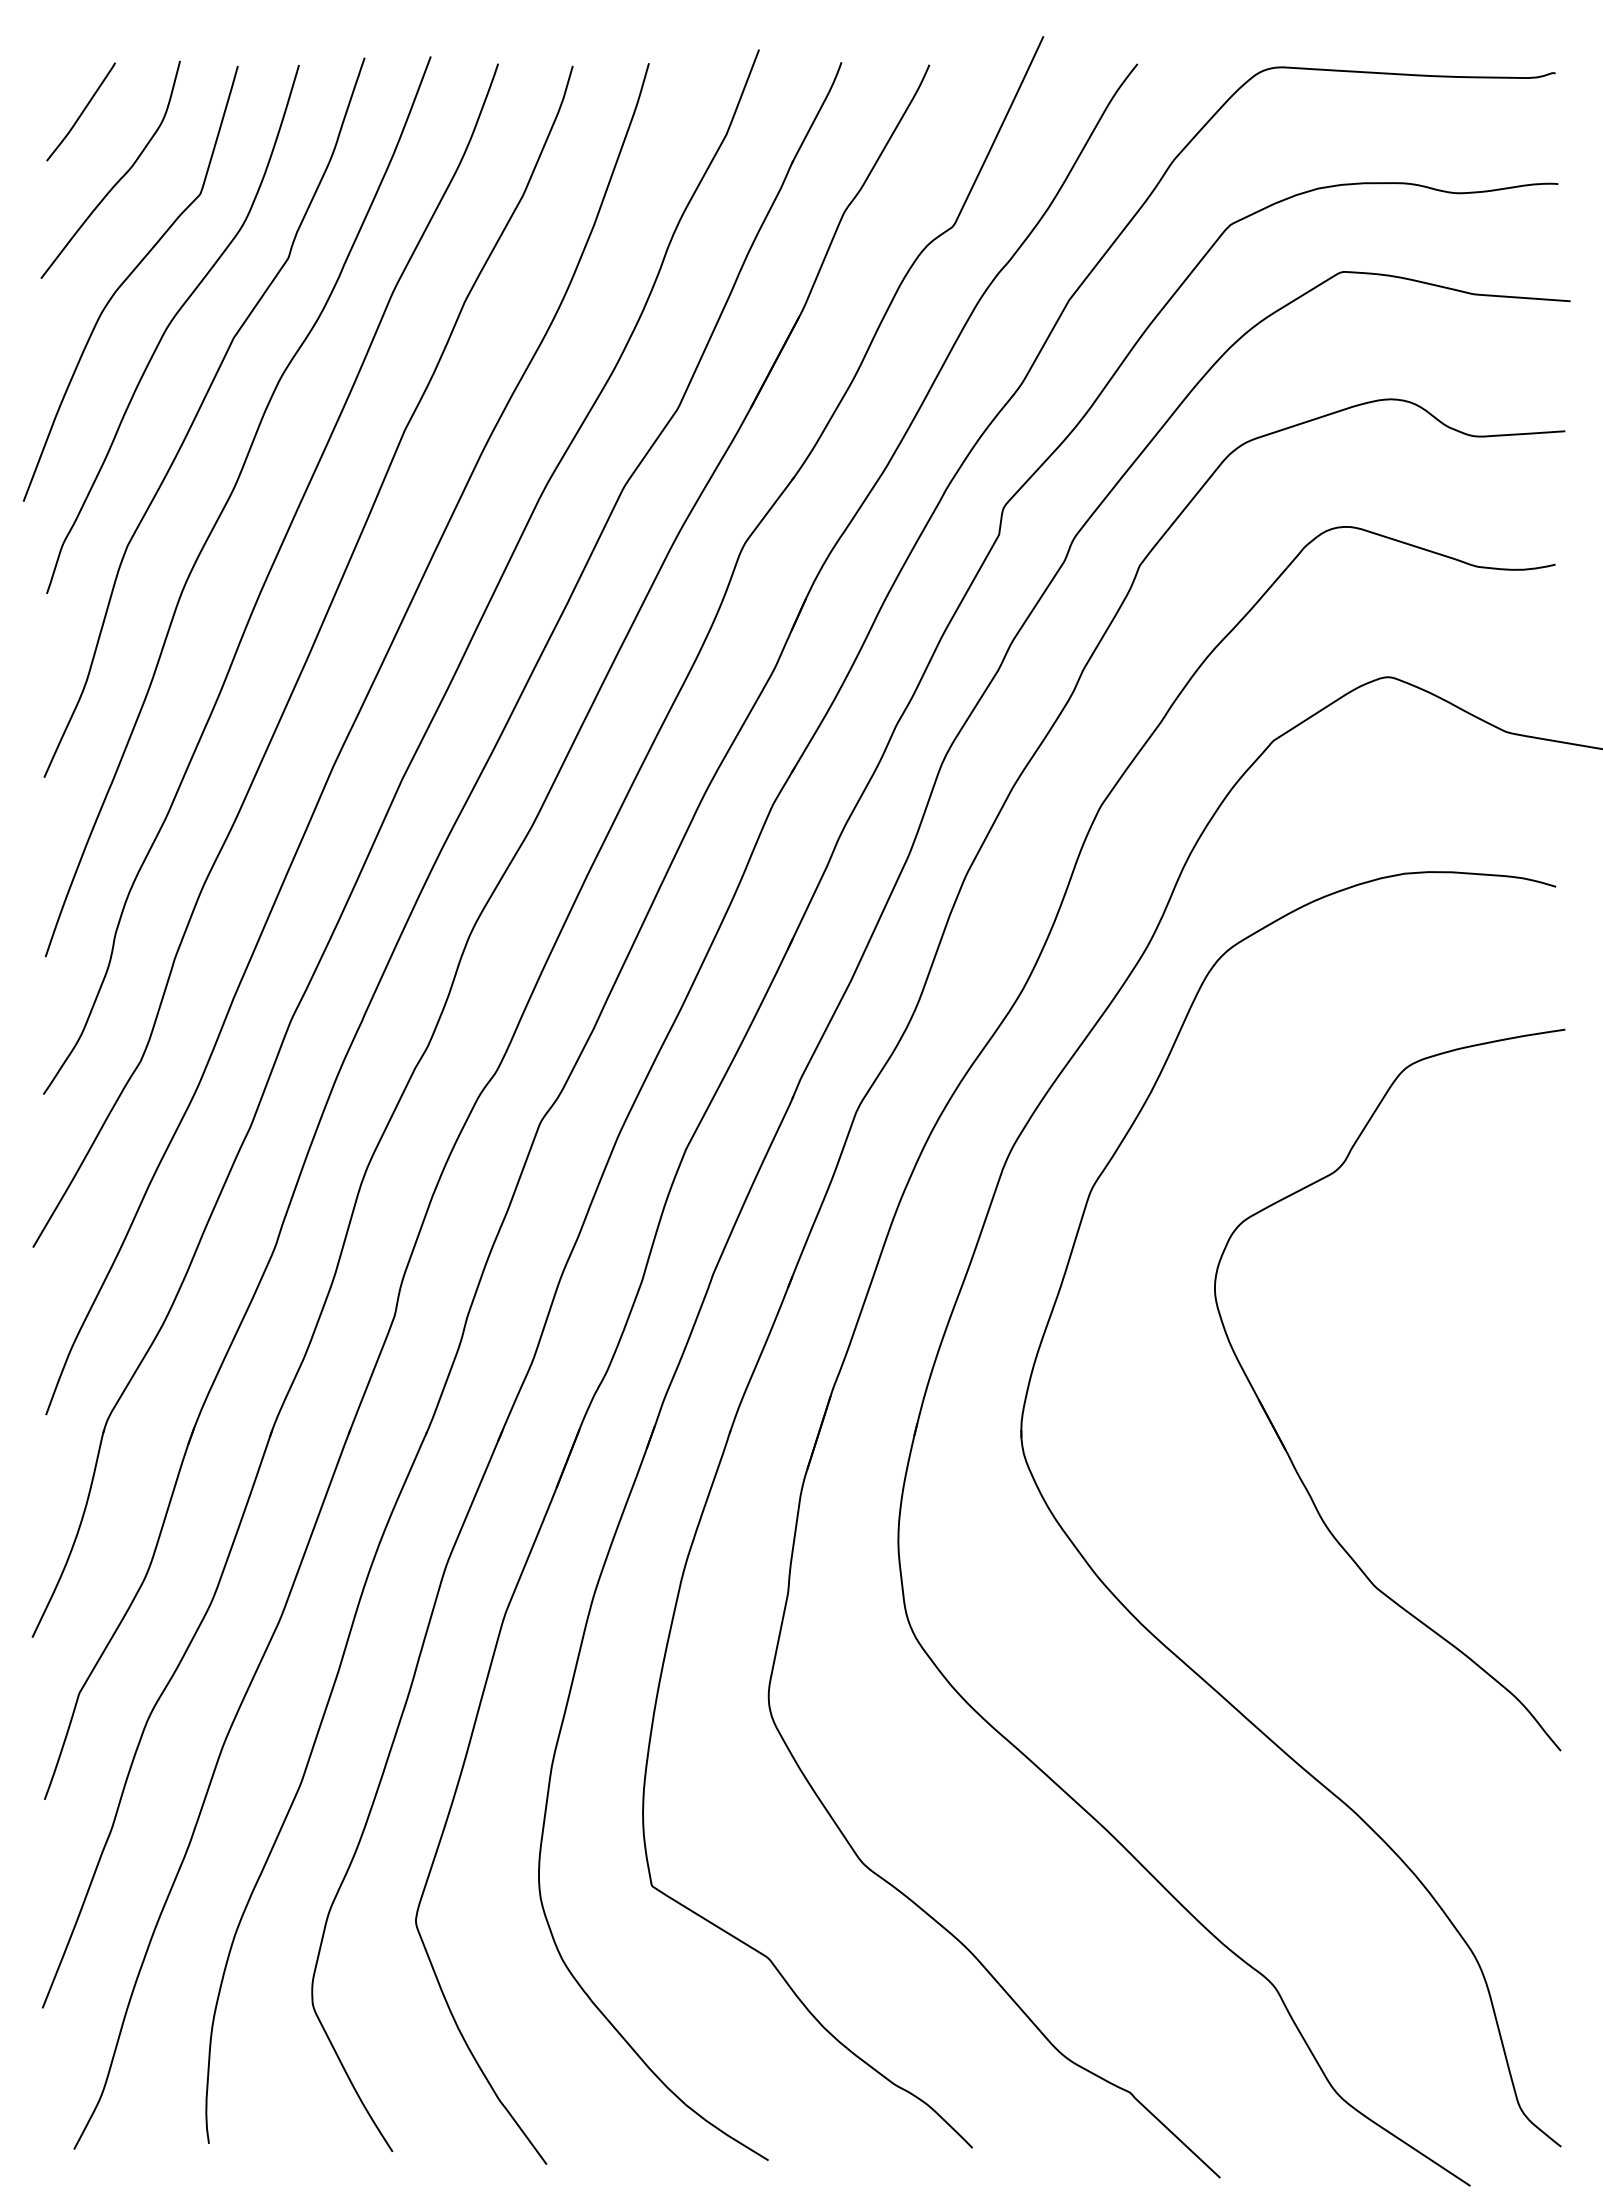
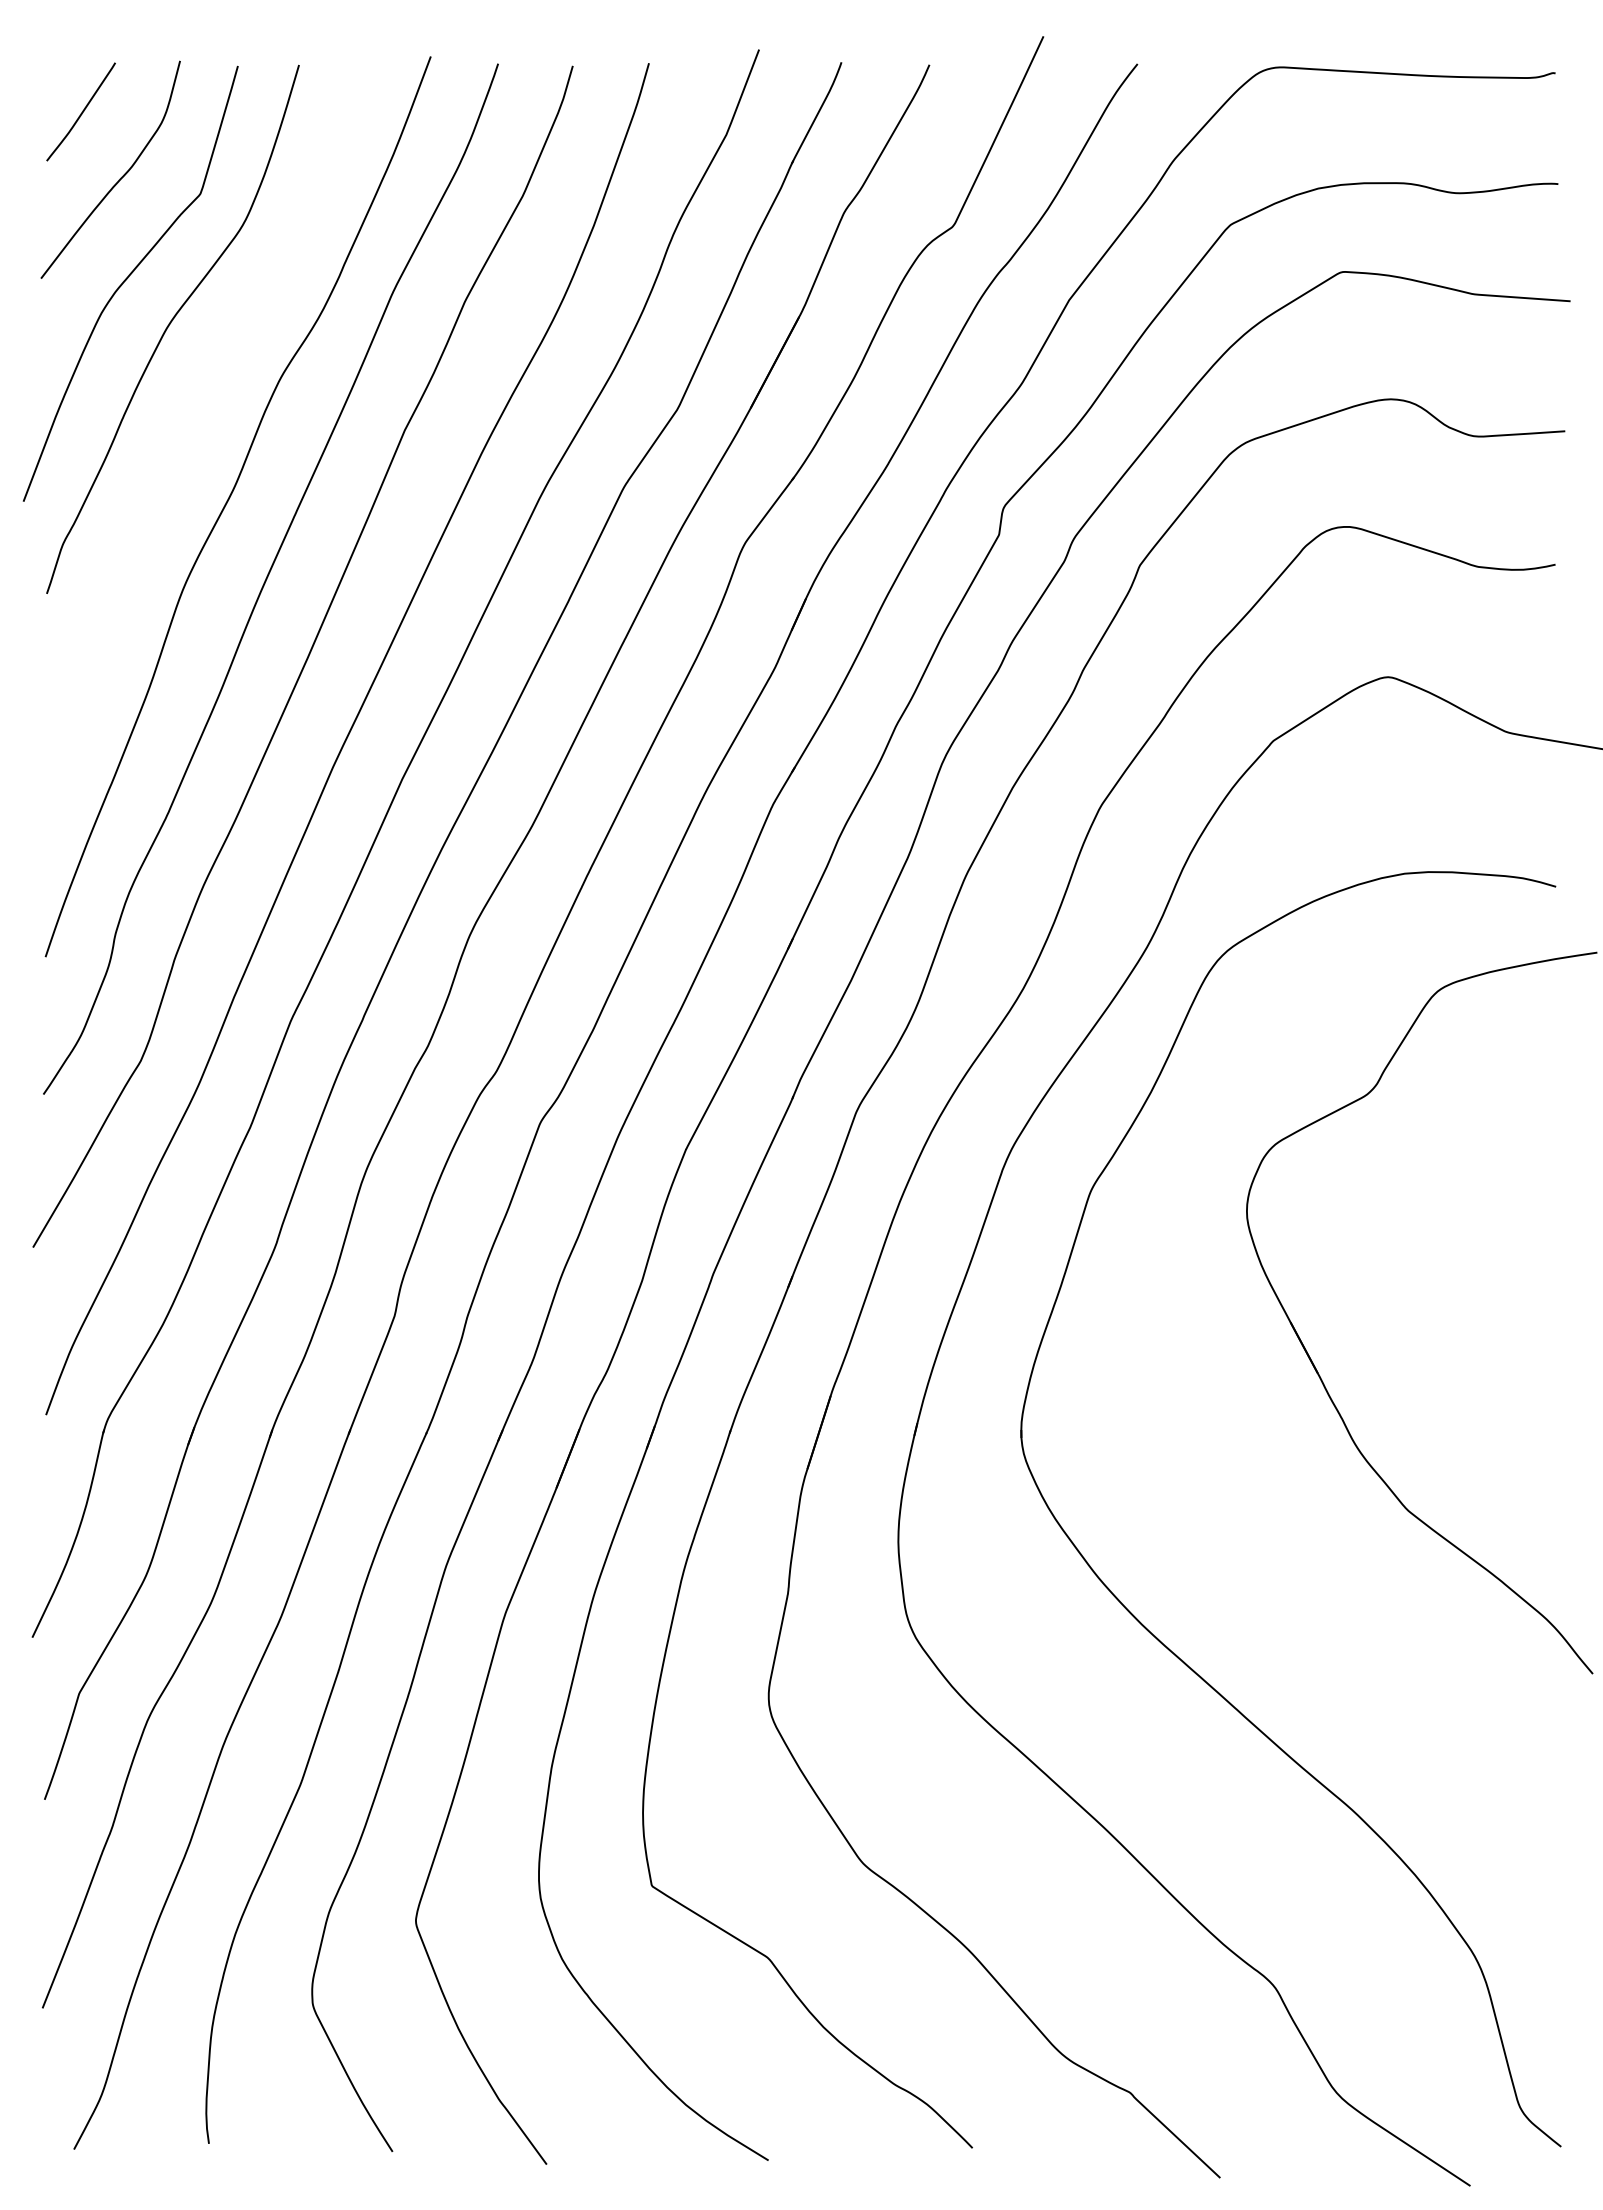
curve: present -> none (198, 413)
part position: (1283, 1443) -> (1315, 1366) (1315, 1366)
